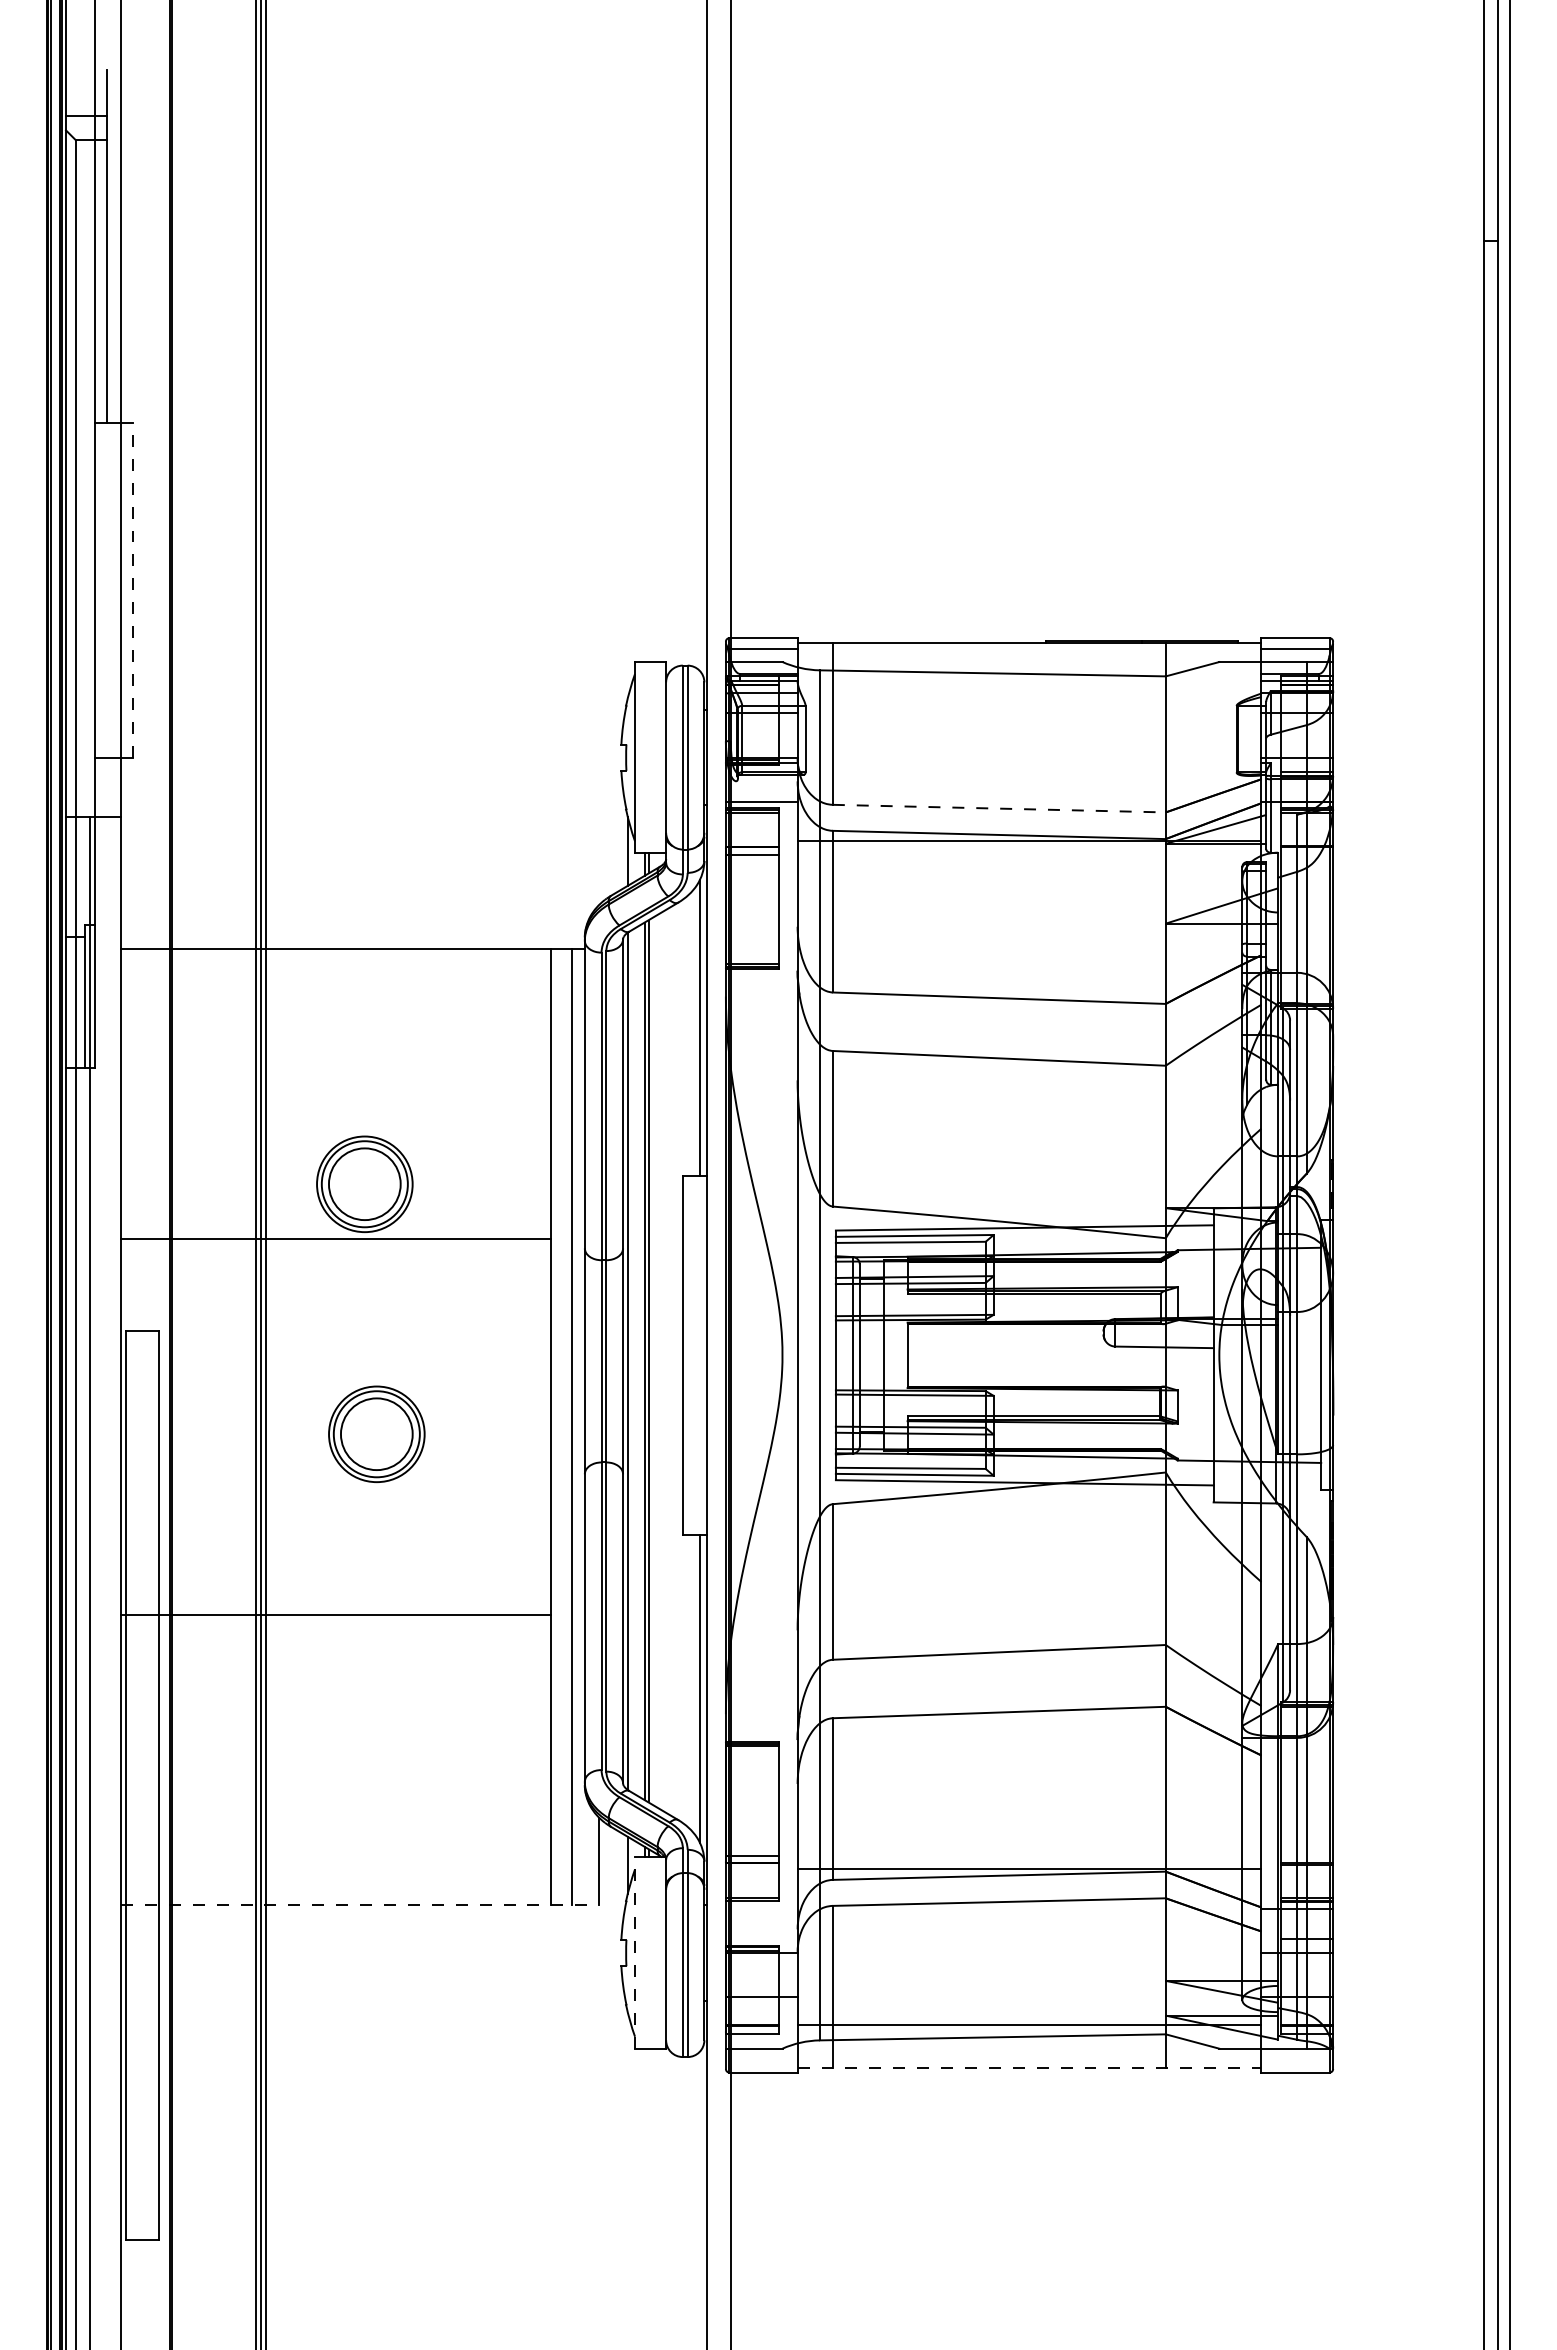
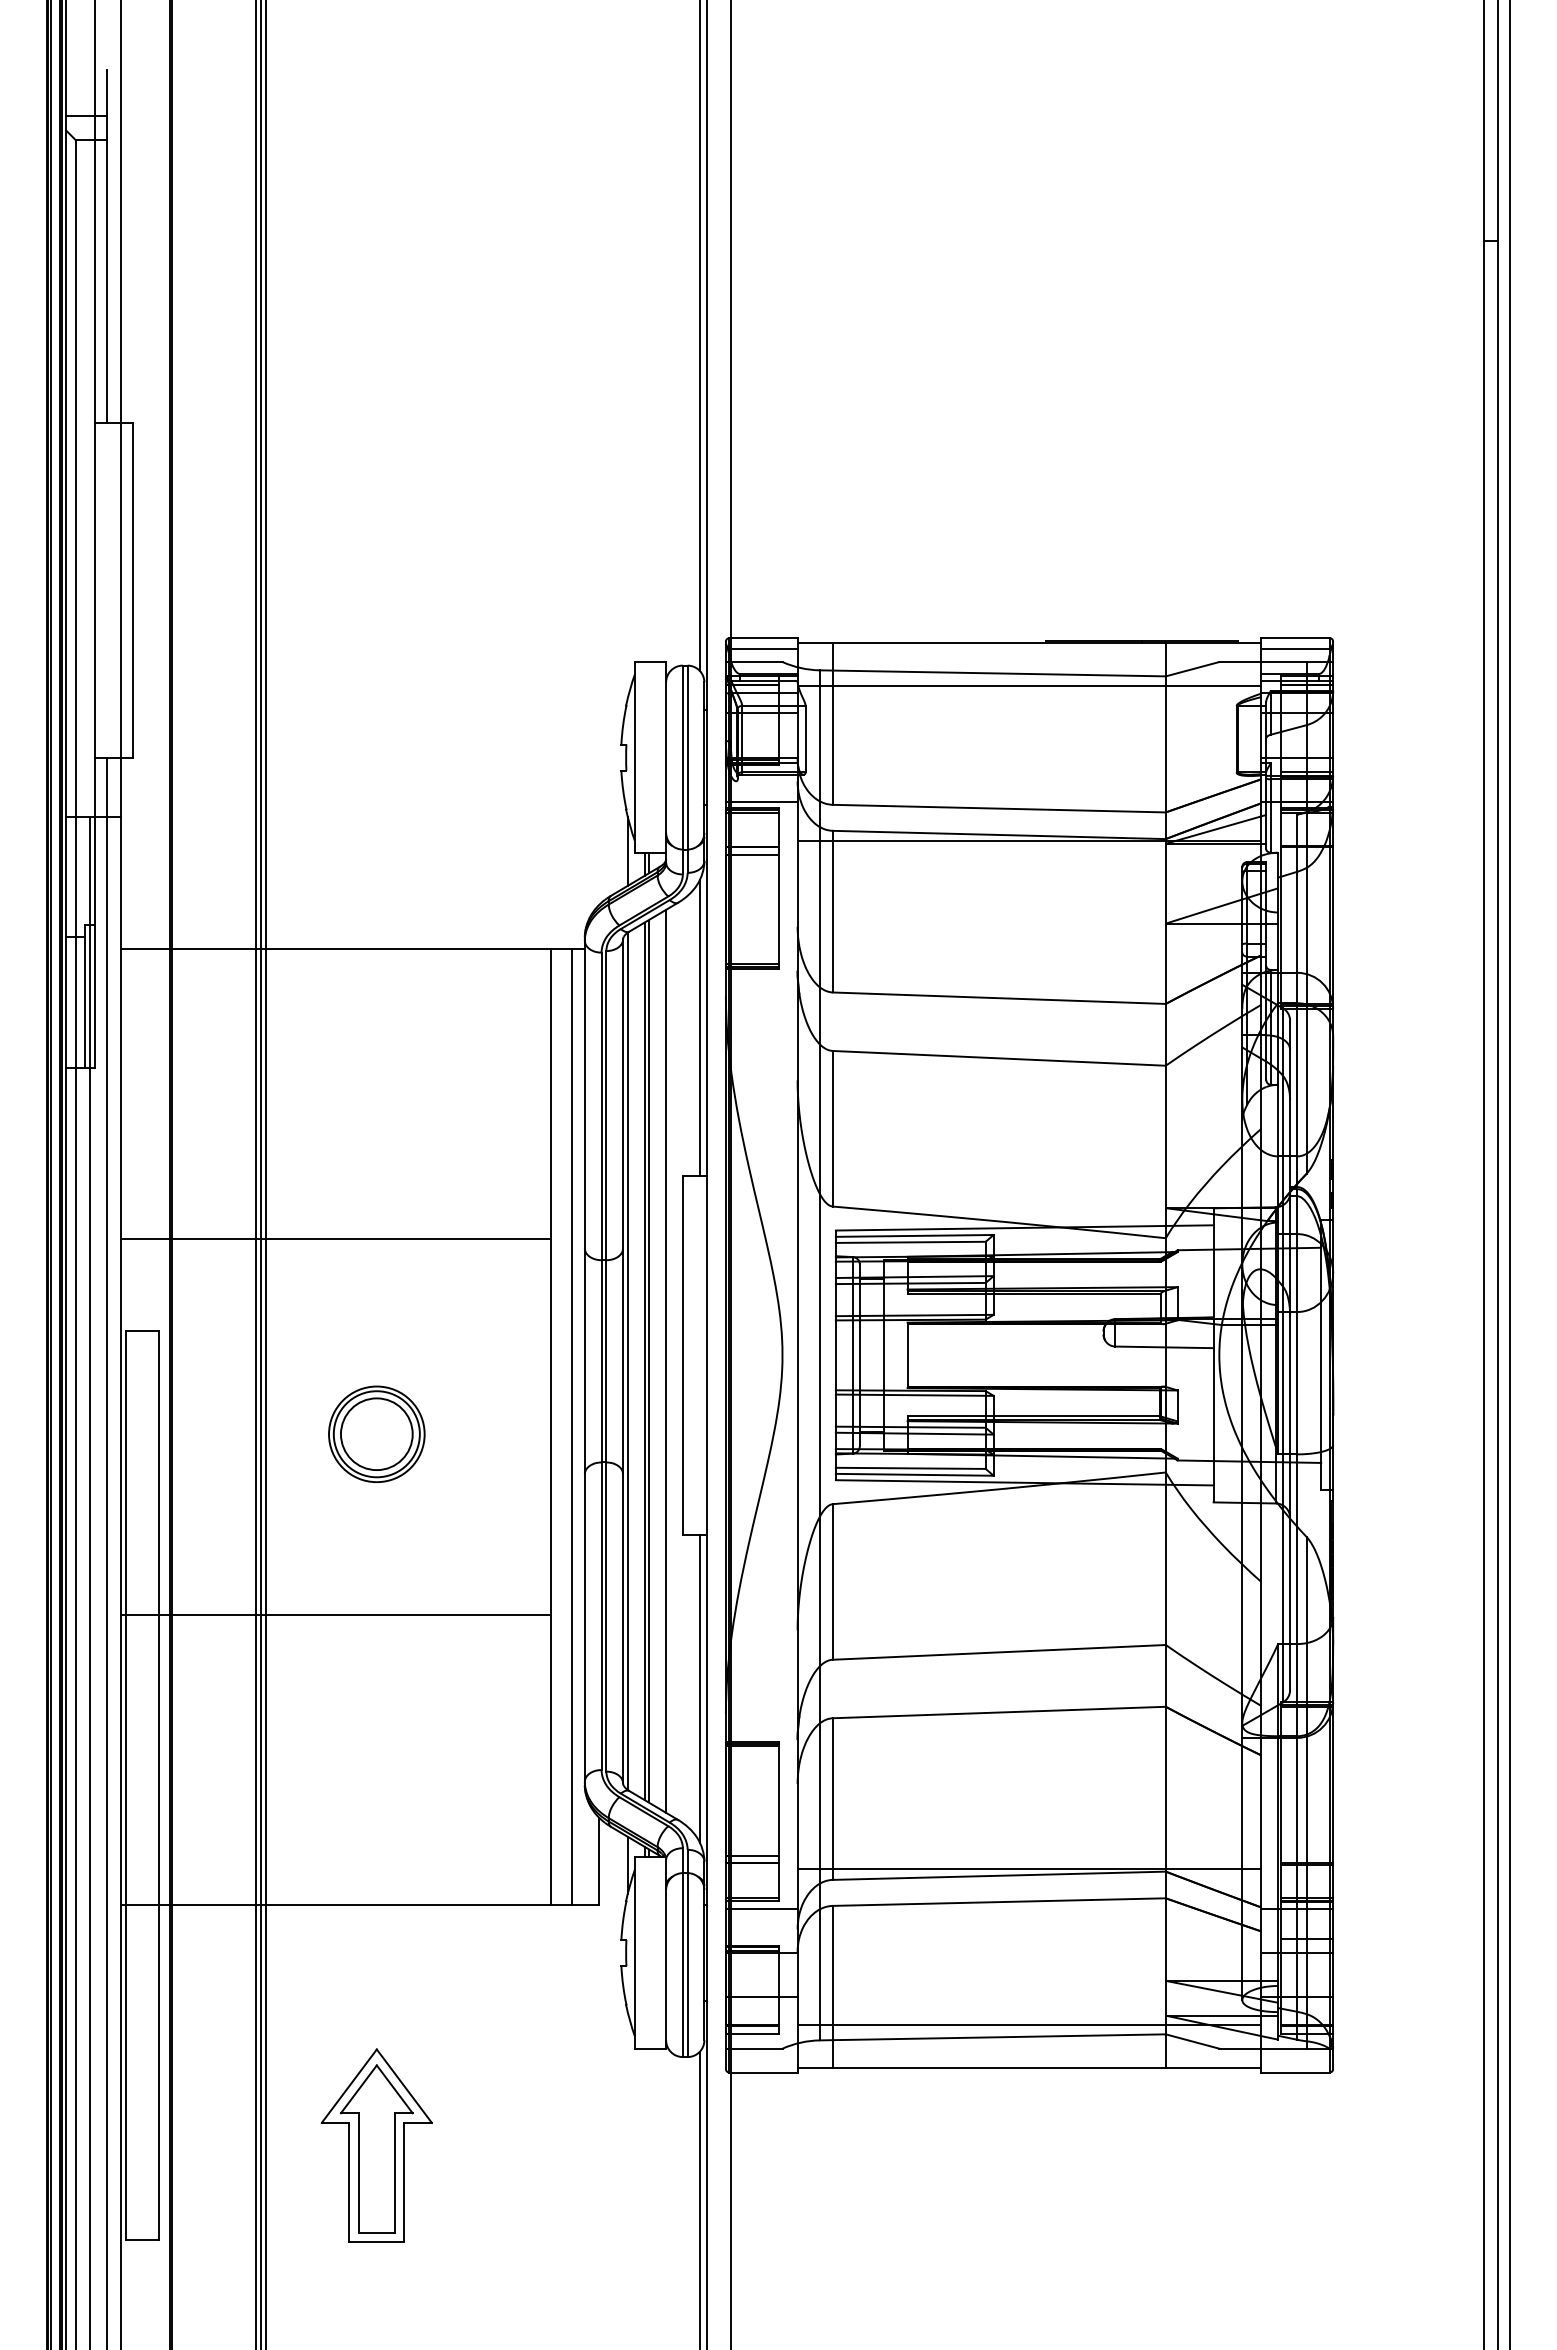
line: none -> present (699, 336)
line: dashed -> solid (132, 589)
line: none -> present (1029, 685)
line: dashed -> solid (999, 808)
part: present -> none (364, 1183)
line: none -> present (666, 1360)
line: none -> present (106, 1551)
line: dashed -> solid (360, 1905)
line: none -> present (761, 1908)
line: dashed -> solid (635, 1953)
line: dashed -> solid (1029, 2067)
part: none -> present (376, 2145)
line: none -> present (699, 2198)
